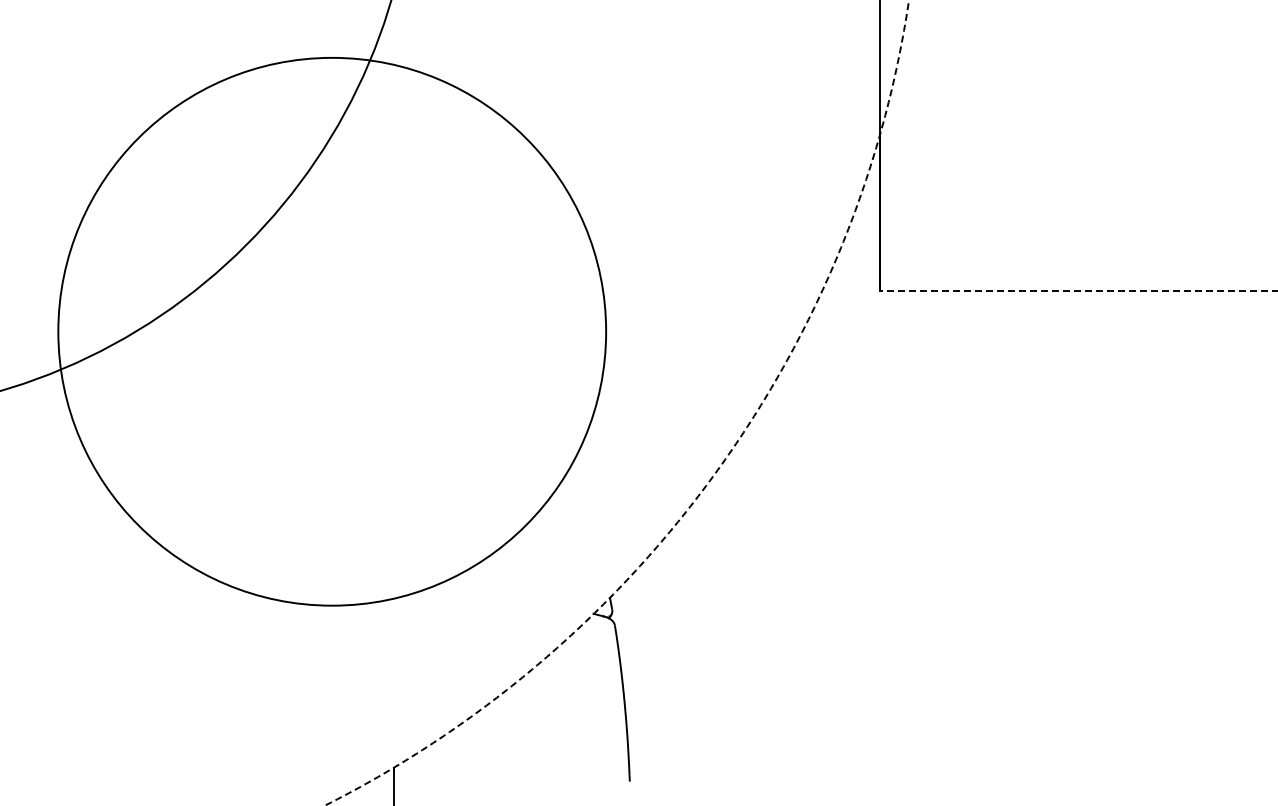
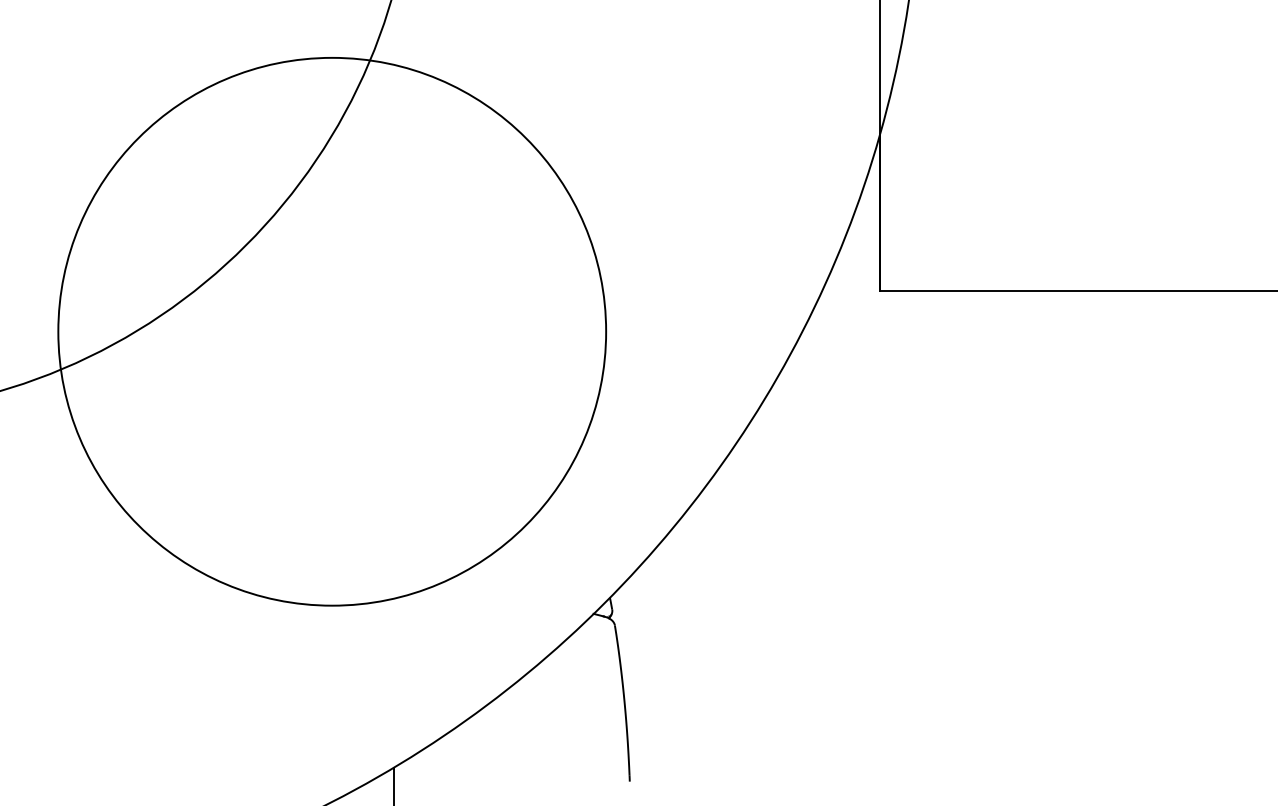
line: dashed -> solid (1078, 290)
circle: dashed -> solid (616, 402)
